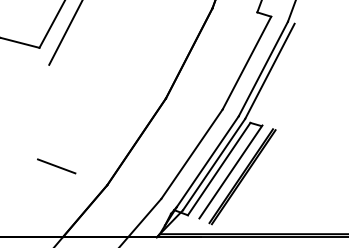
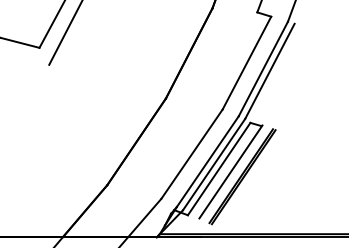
line: present -> none (56, 166)
